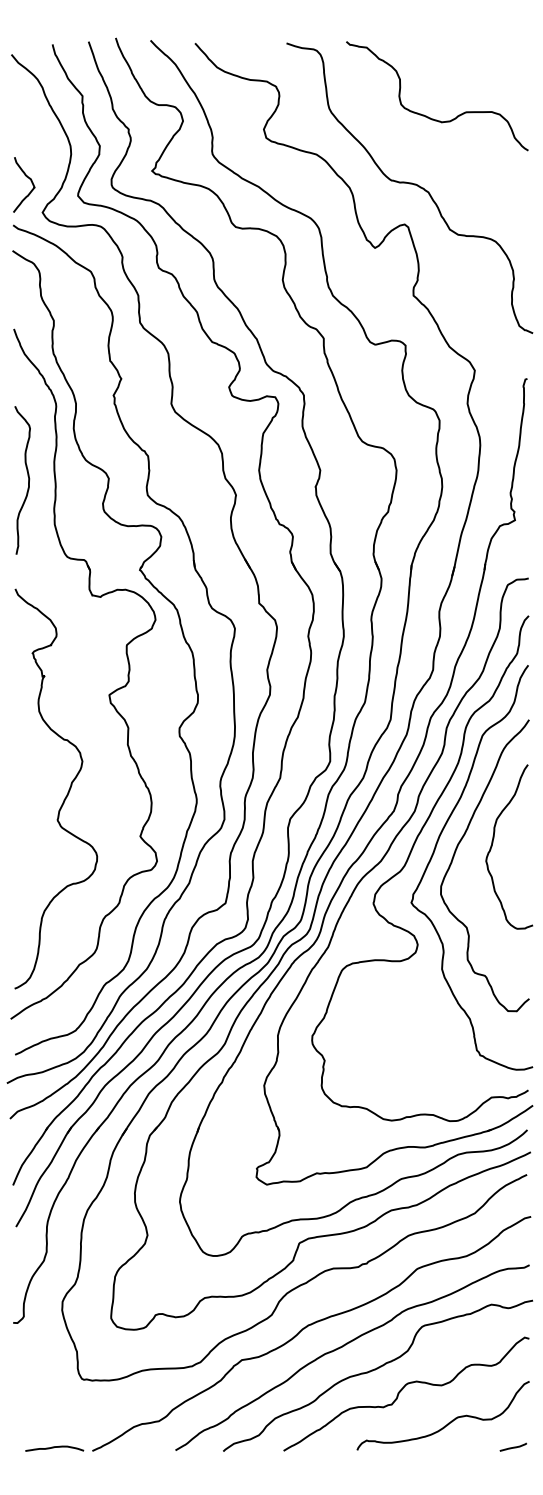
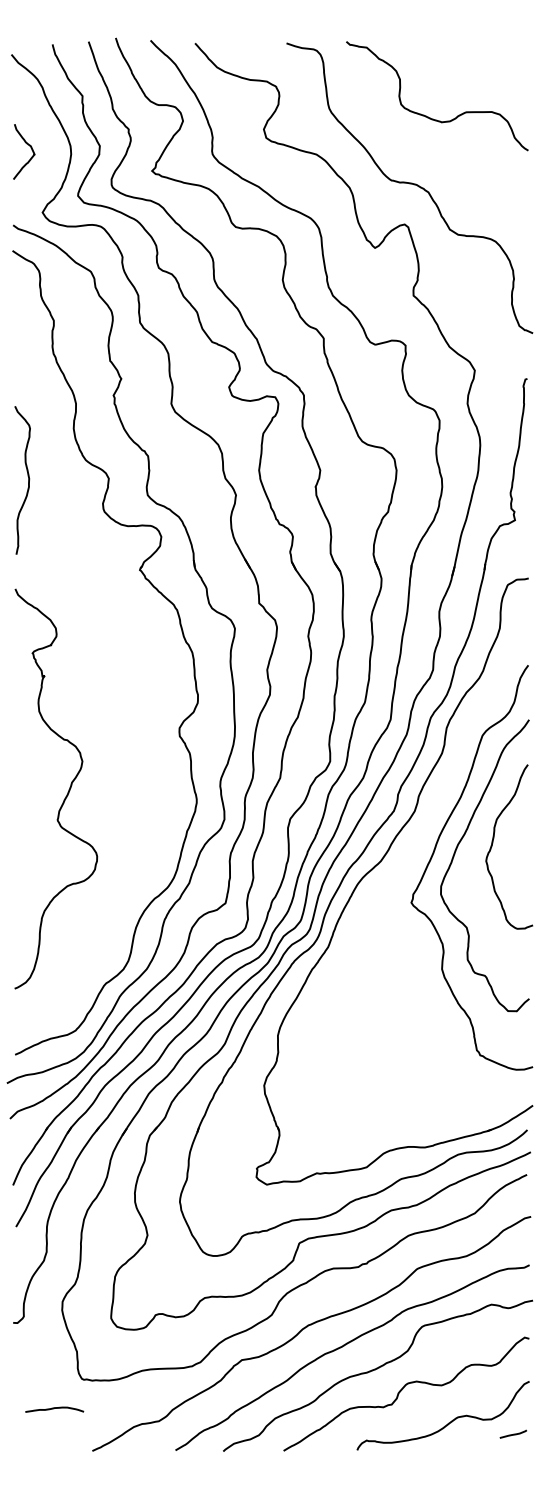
curve position: (30, 181) -> (30, 148) (30, 148)
part: present -> none (108, 694)
curve: present -> none (407, 862)
curve position: (513, 1446) -> (513, 1433) (513, 1433)
curve position: (54, 1448) -> (54, 1409) (54, 1409)
